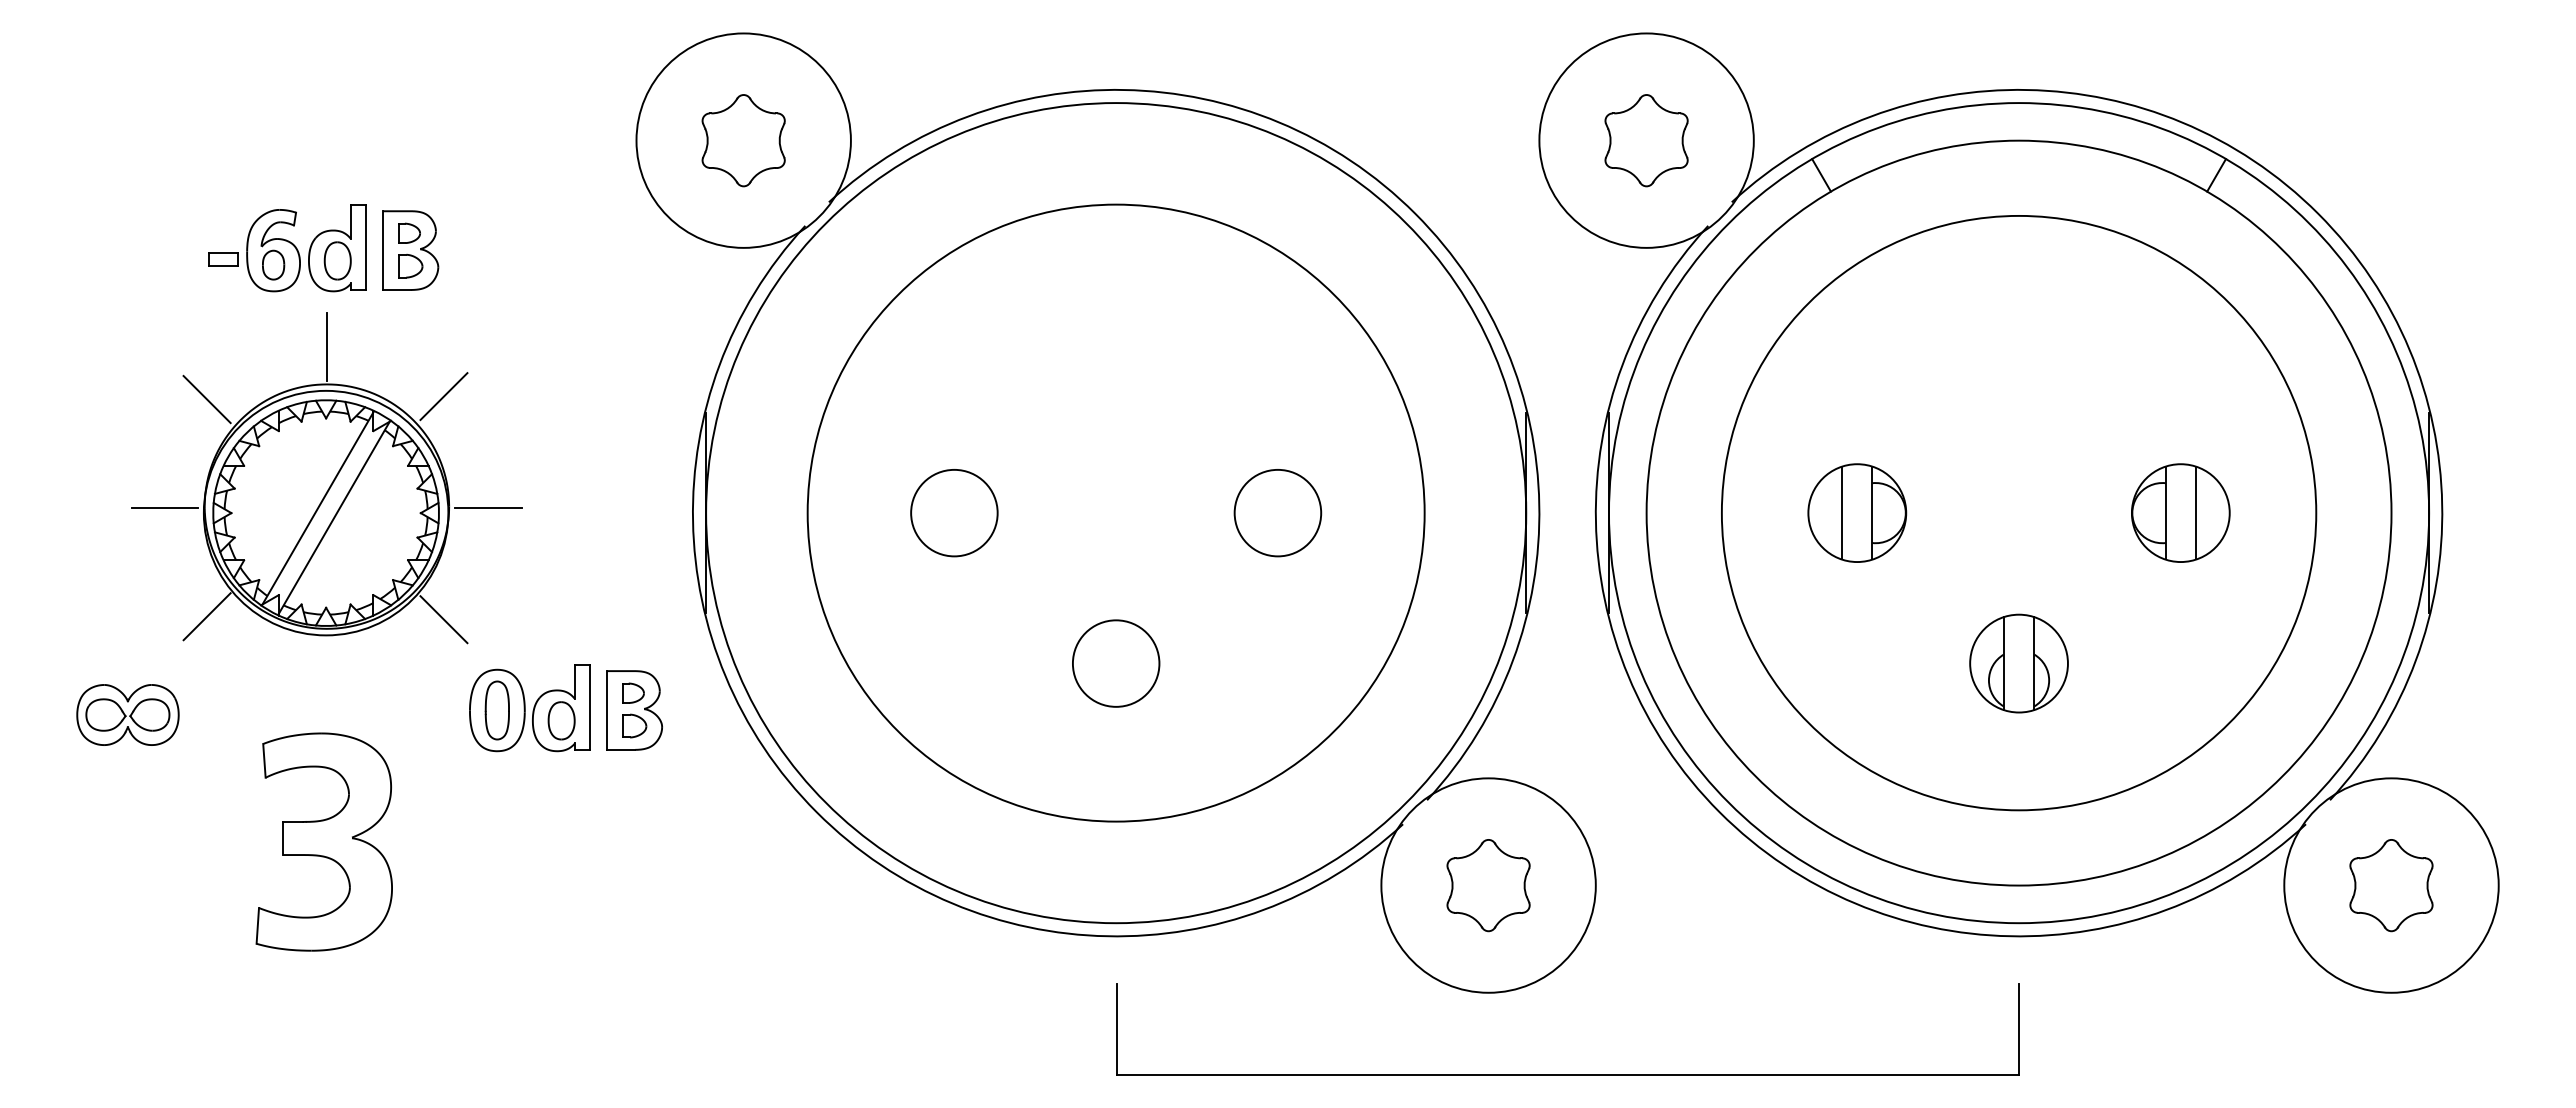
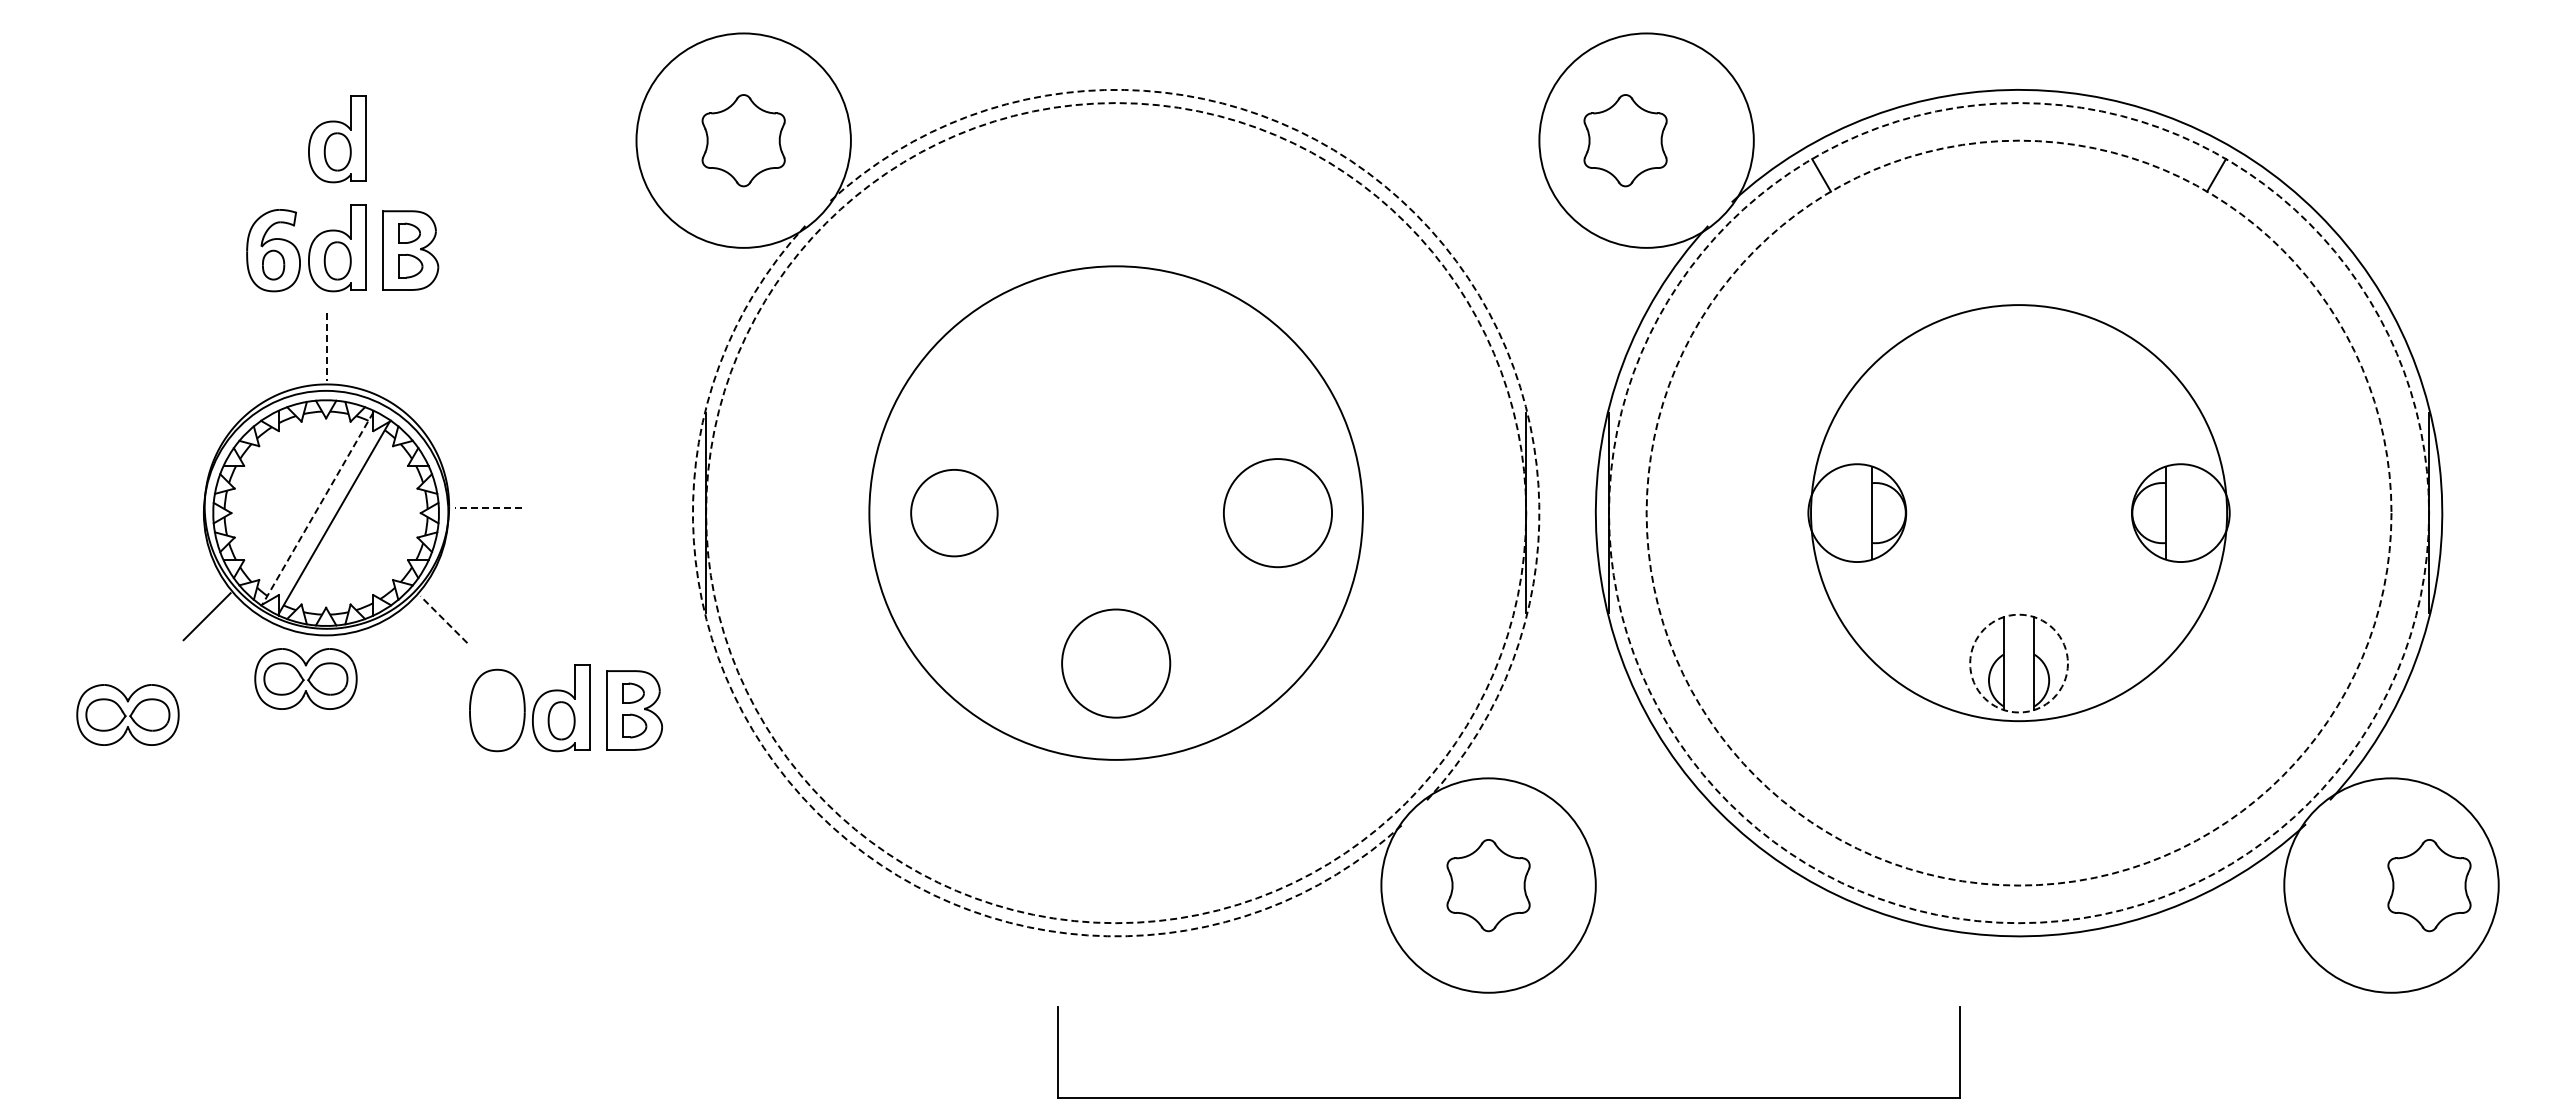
part: none -> present (337, 139)
part position: (1646, 140) -> (1625, 140) (1625, 140)
arc: solid -> dashed (1415, 213)
part: present -> none (223, 259)
line: solid -> dashed (326, 346)
line: present -> none (443, 396)
line: present -> none (206, 399)
line: present -> none (164, 508)
line: solid -> dashed (317, 508)
line: solid -> dashed (488, 508)
circle diameter: 617 px -> 494 px (1115, 512)
circle diameter: 87 px -> 108 px (1277, 513)
line: present -> none (1842, 512)
circle diameter: 594 px -> 416 px (2019, 513)
circle: solid -> dashed (2018, 512)
line: present -> none (2195, 512)
circle: solid -> dashed (1116, 513)
circle: solid -> dashed (2019, 513)
line: solid -> dashed (443, 619)
circle diameter: 87 px -> 108 px (1116, 663)
circle: solid -> dashed (2018, 663)
part: none -> present (305, 678)
part: present -> none (496, 710)
arc: solid -> dashed (816, 812)
part: present -> none (323, 841)
part position: (2391, 885) -> (2429, 885) (2429, 885)
part position: (1567, 1074) -> (1508, 1097) (1508, 1097)
